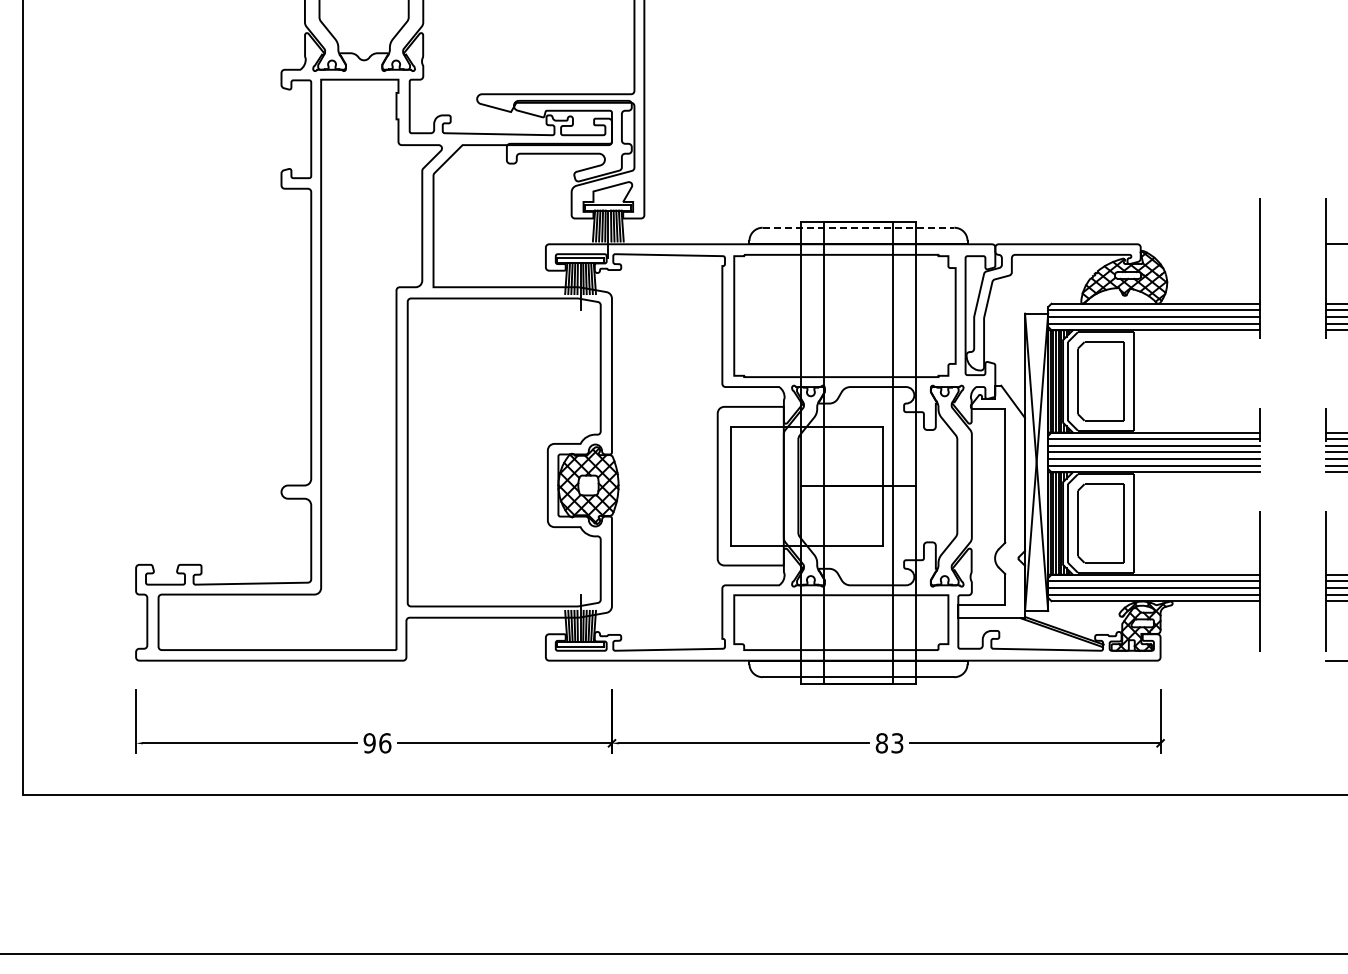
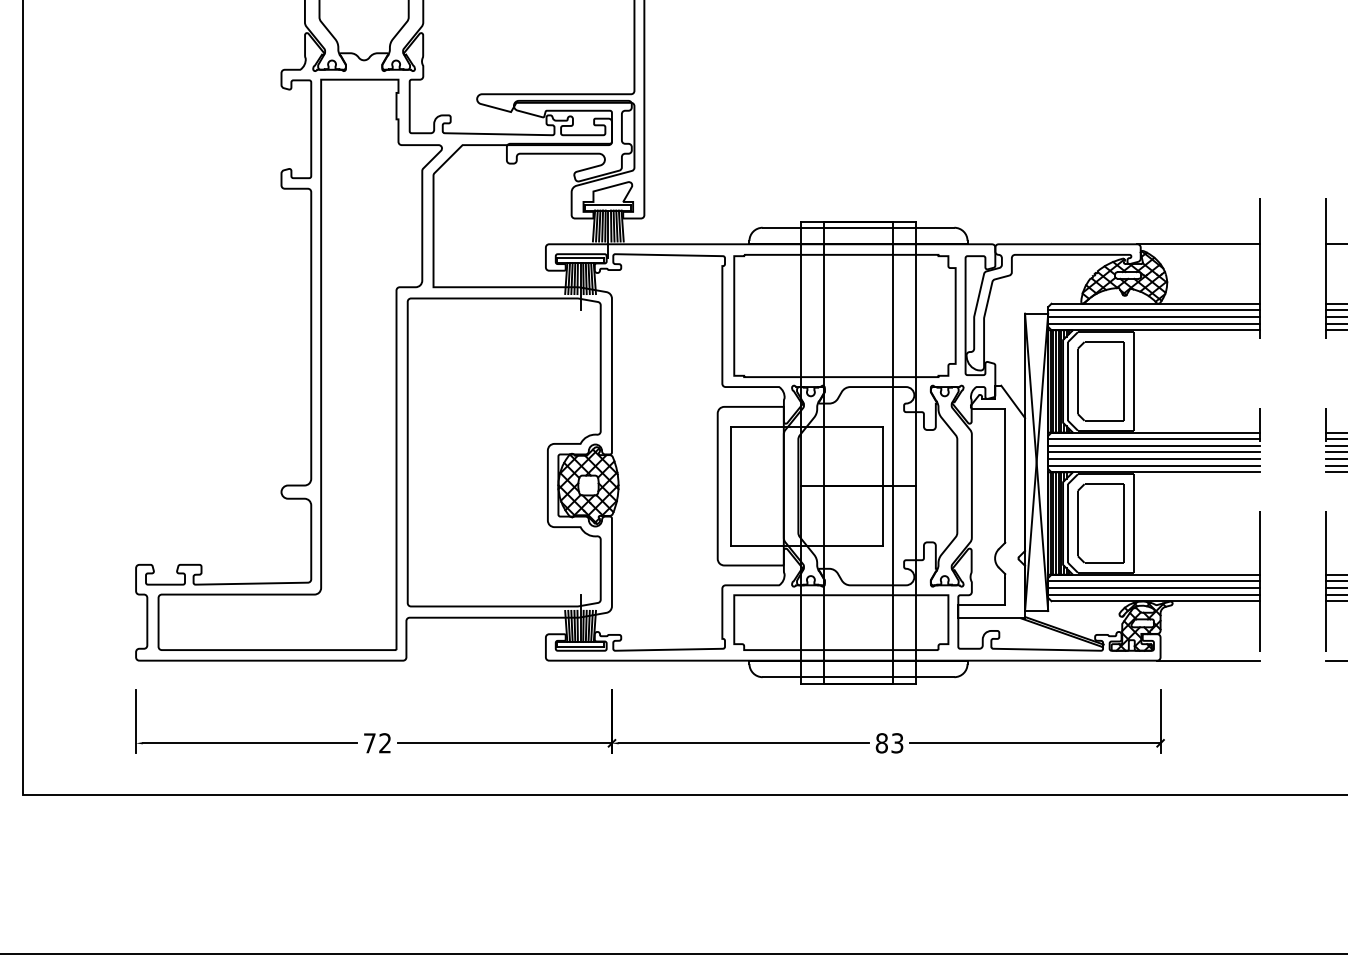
line: dashed -> solid (858, 227)
line: none -> present (1198, 244)
line: none -> present (1208, 660)
text: 96 -> 72 (377, 743)
